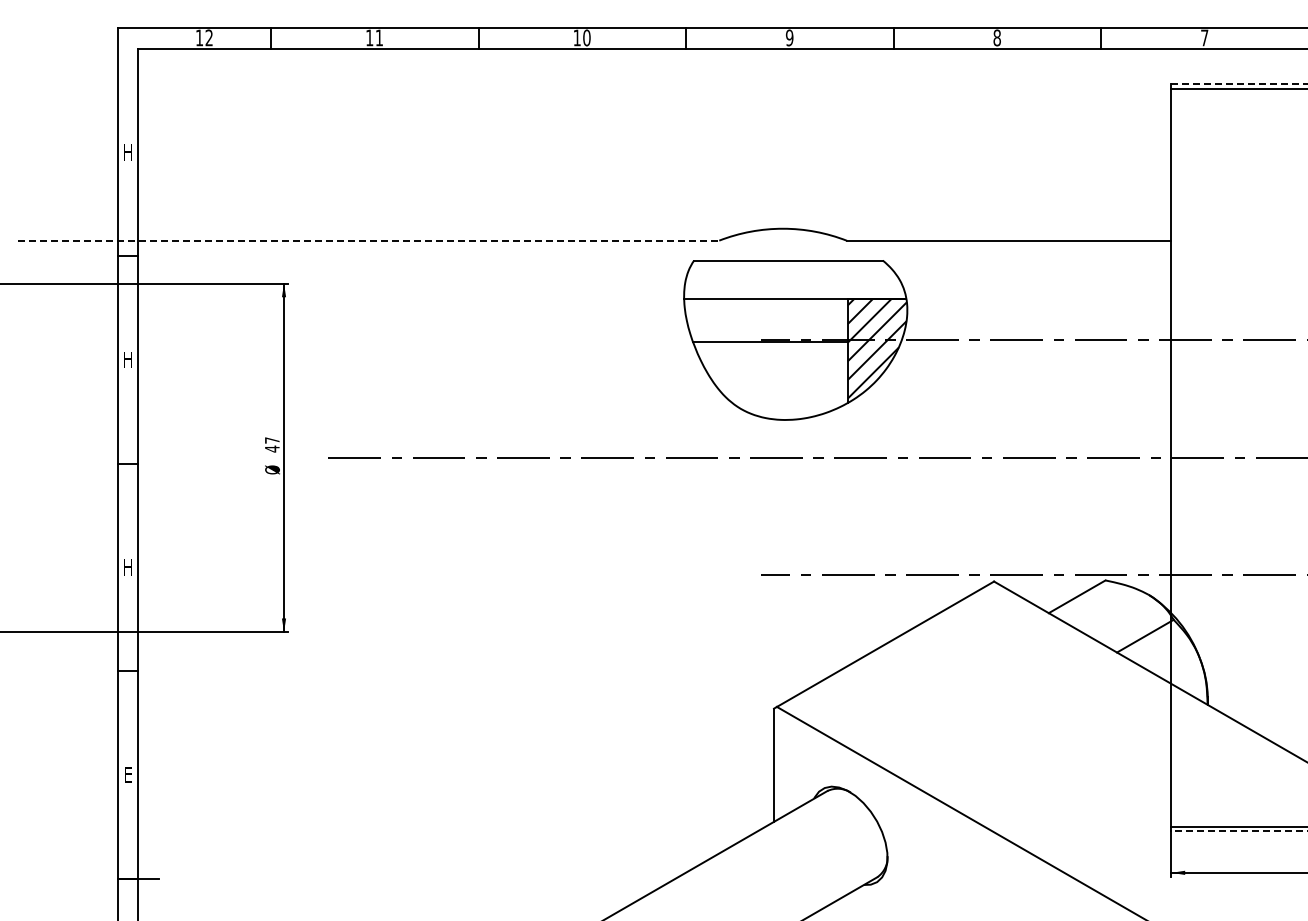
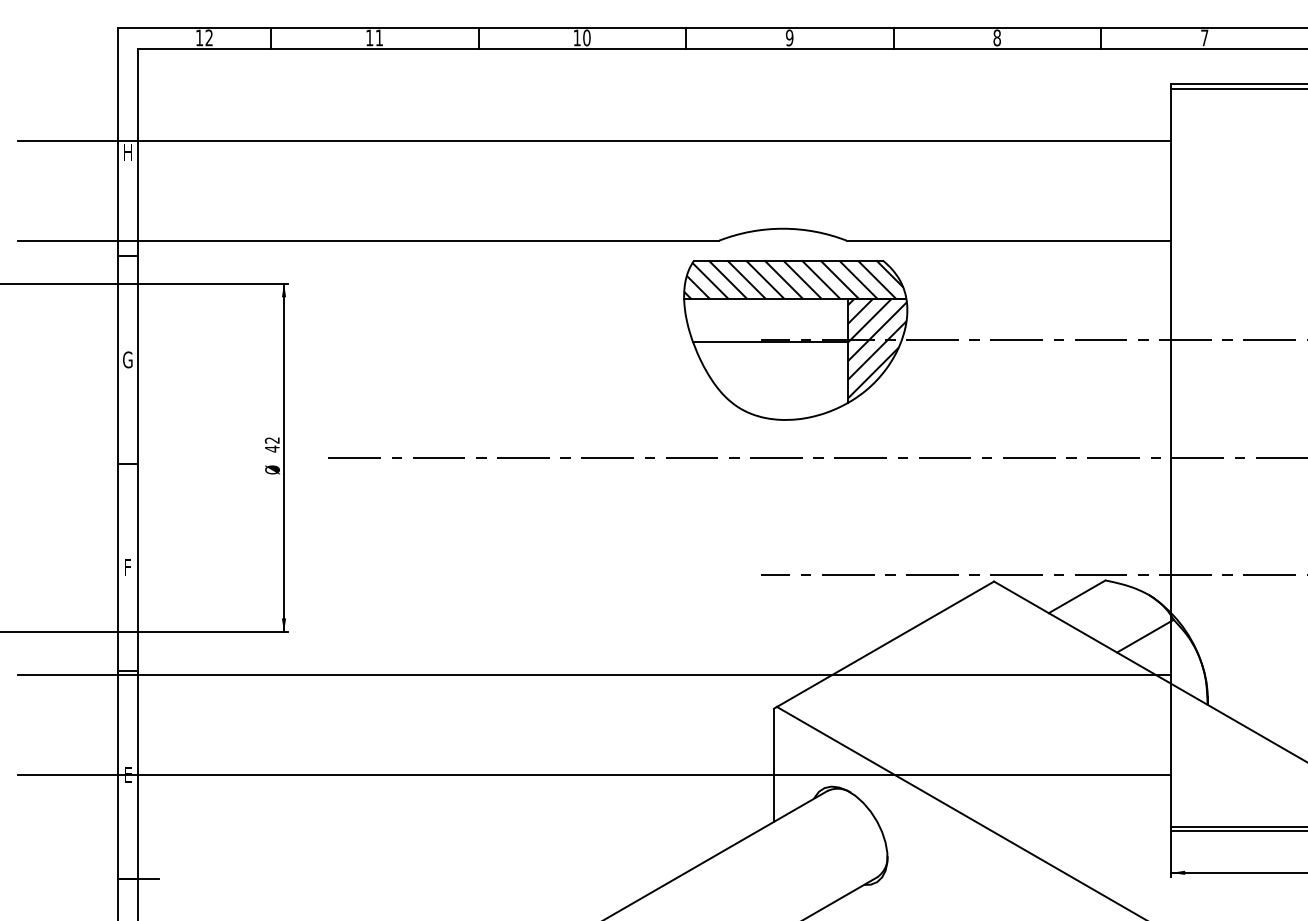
line: dashed -> solid (1239, 84)
line: none -> present (594, 141)
line: dashed -> solid (368, 240)
hatch: none -> present (793, 279)
text: H -> G (127, 359)
text: 47 -> 42 (271, 440)
text: H -> F (127, 567)
line: none -> present (594, 674)
line: none -> present (594, 774)
line: dashed -> solid (1239, 831)
